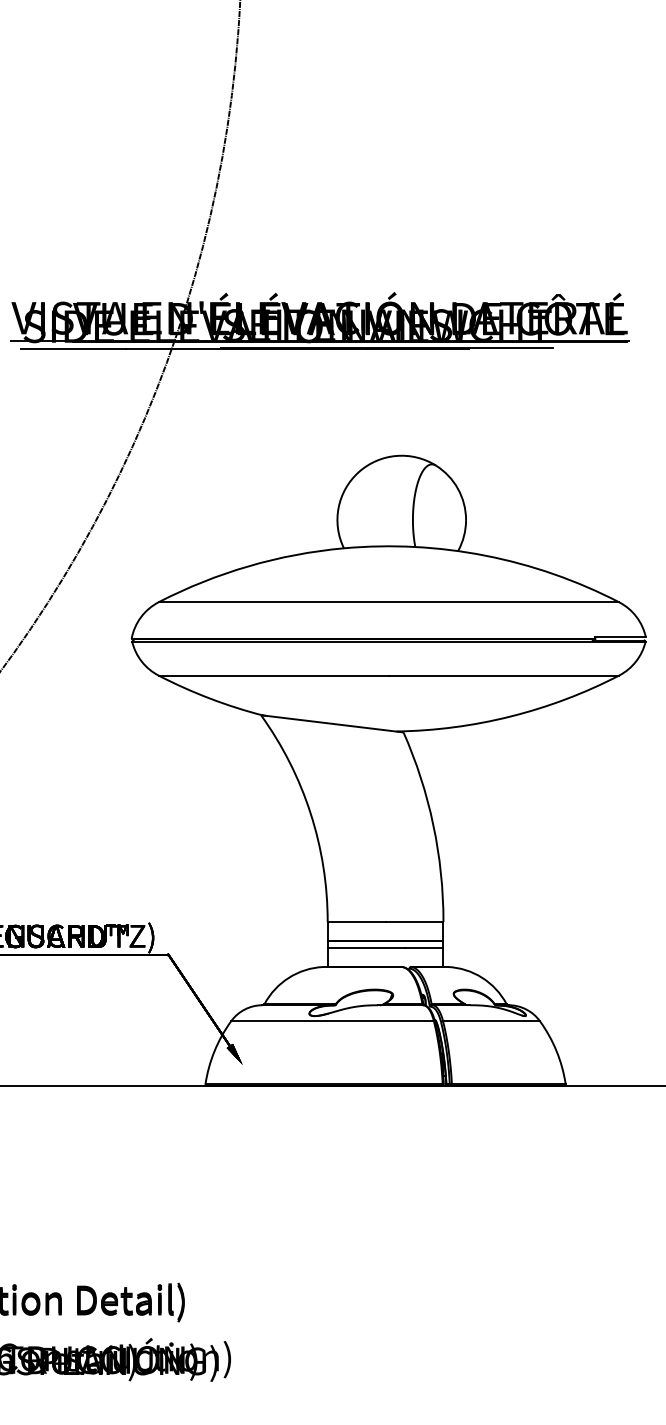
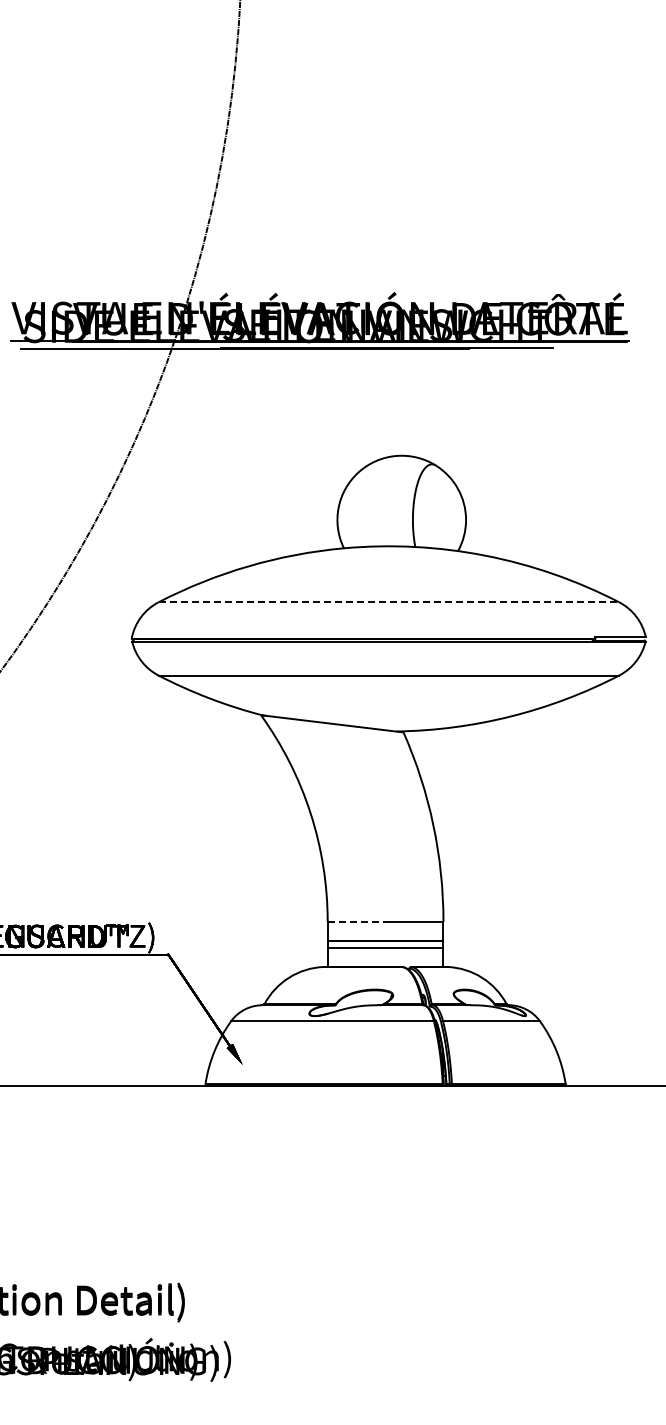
line: solid -> dashed (389, 602)
line: solid -> dashed (356, 921)
